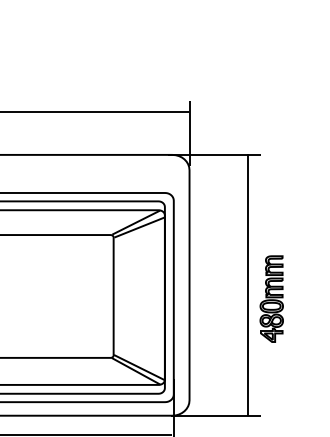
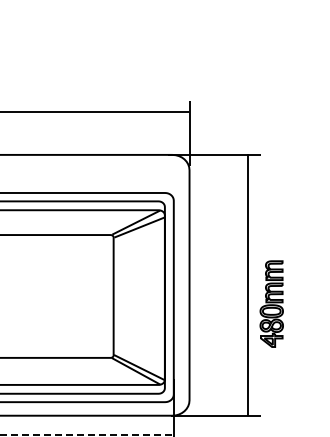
part position: (271, 298) -> (271, 303) (271, 303)
line: solid -> dashed (86, 434)
